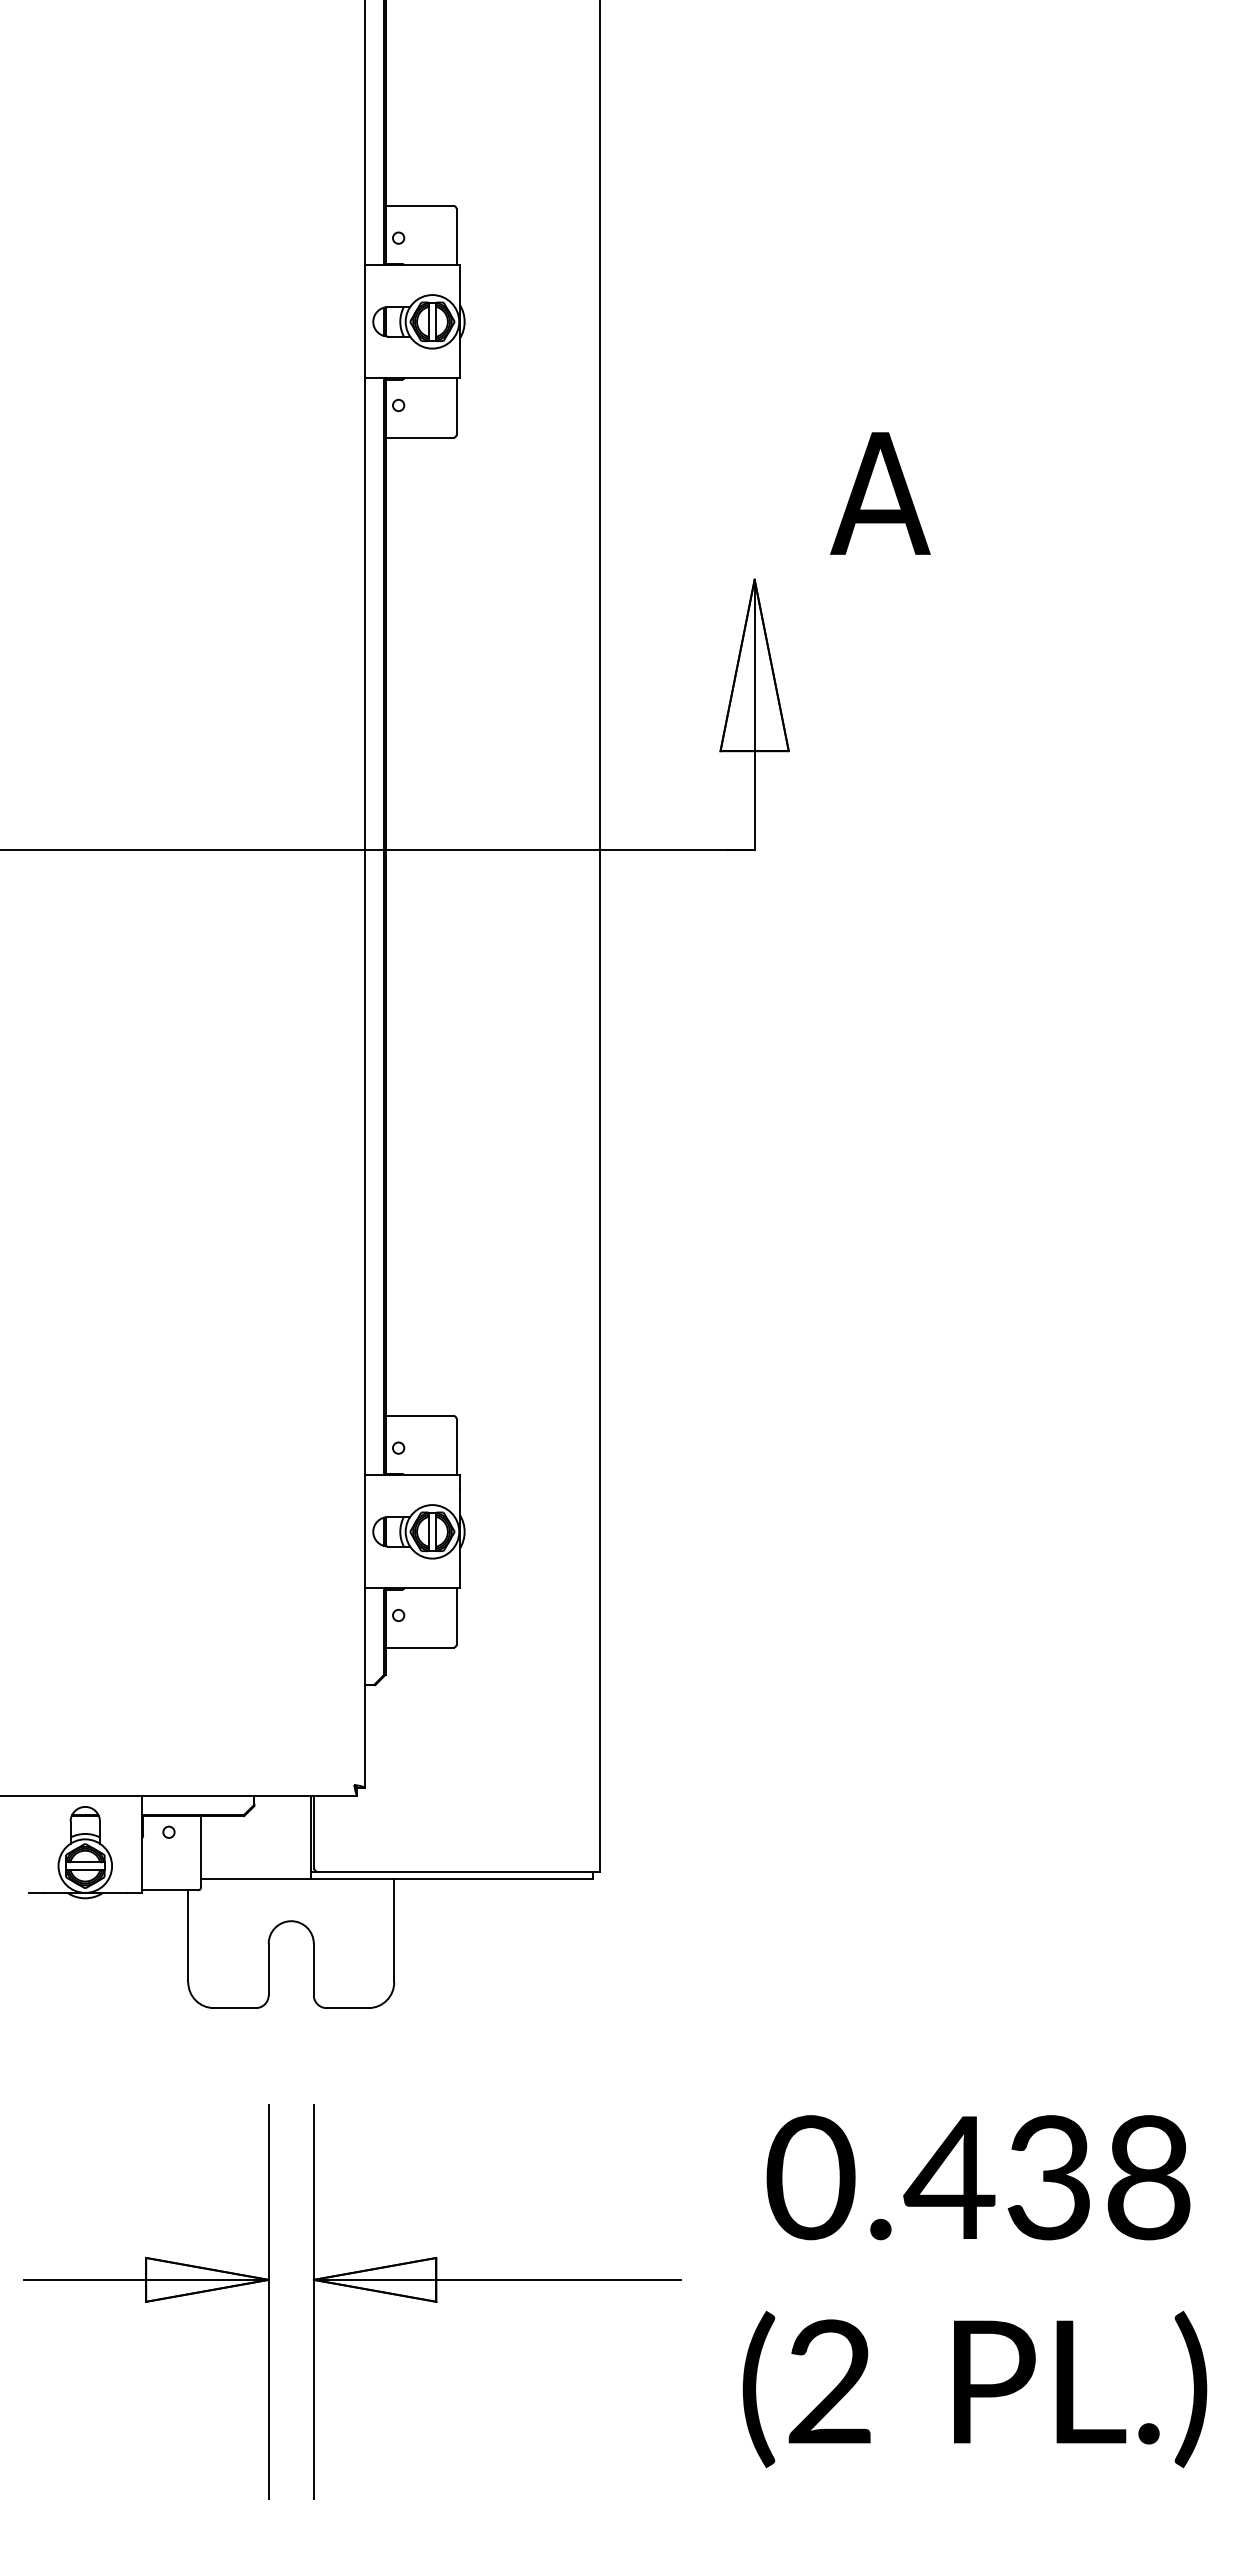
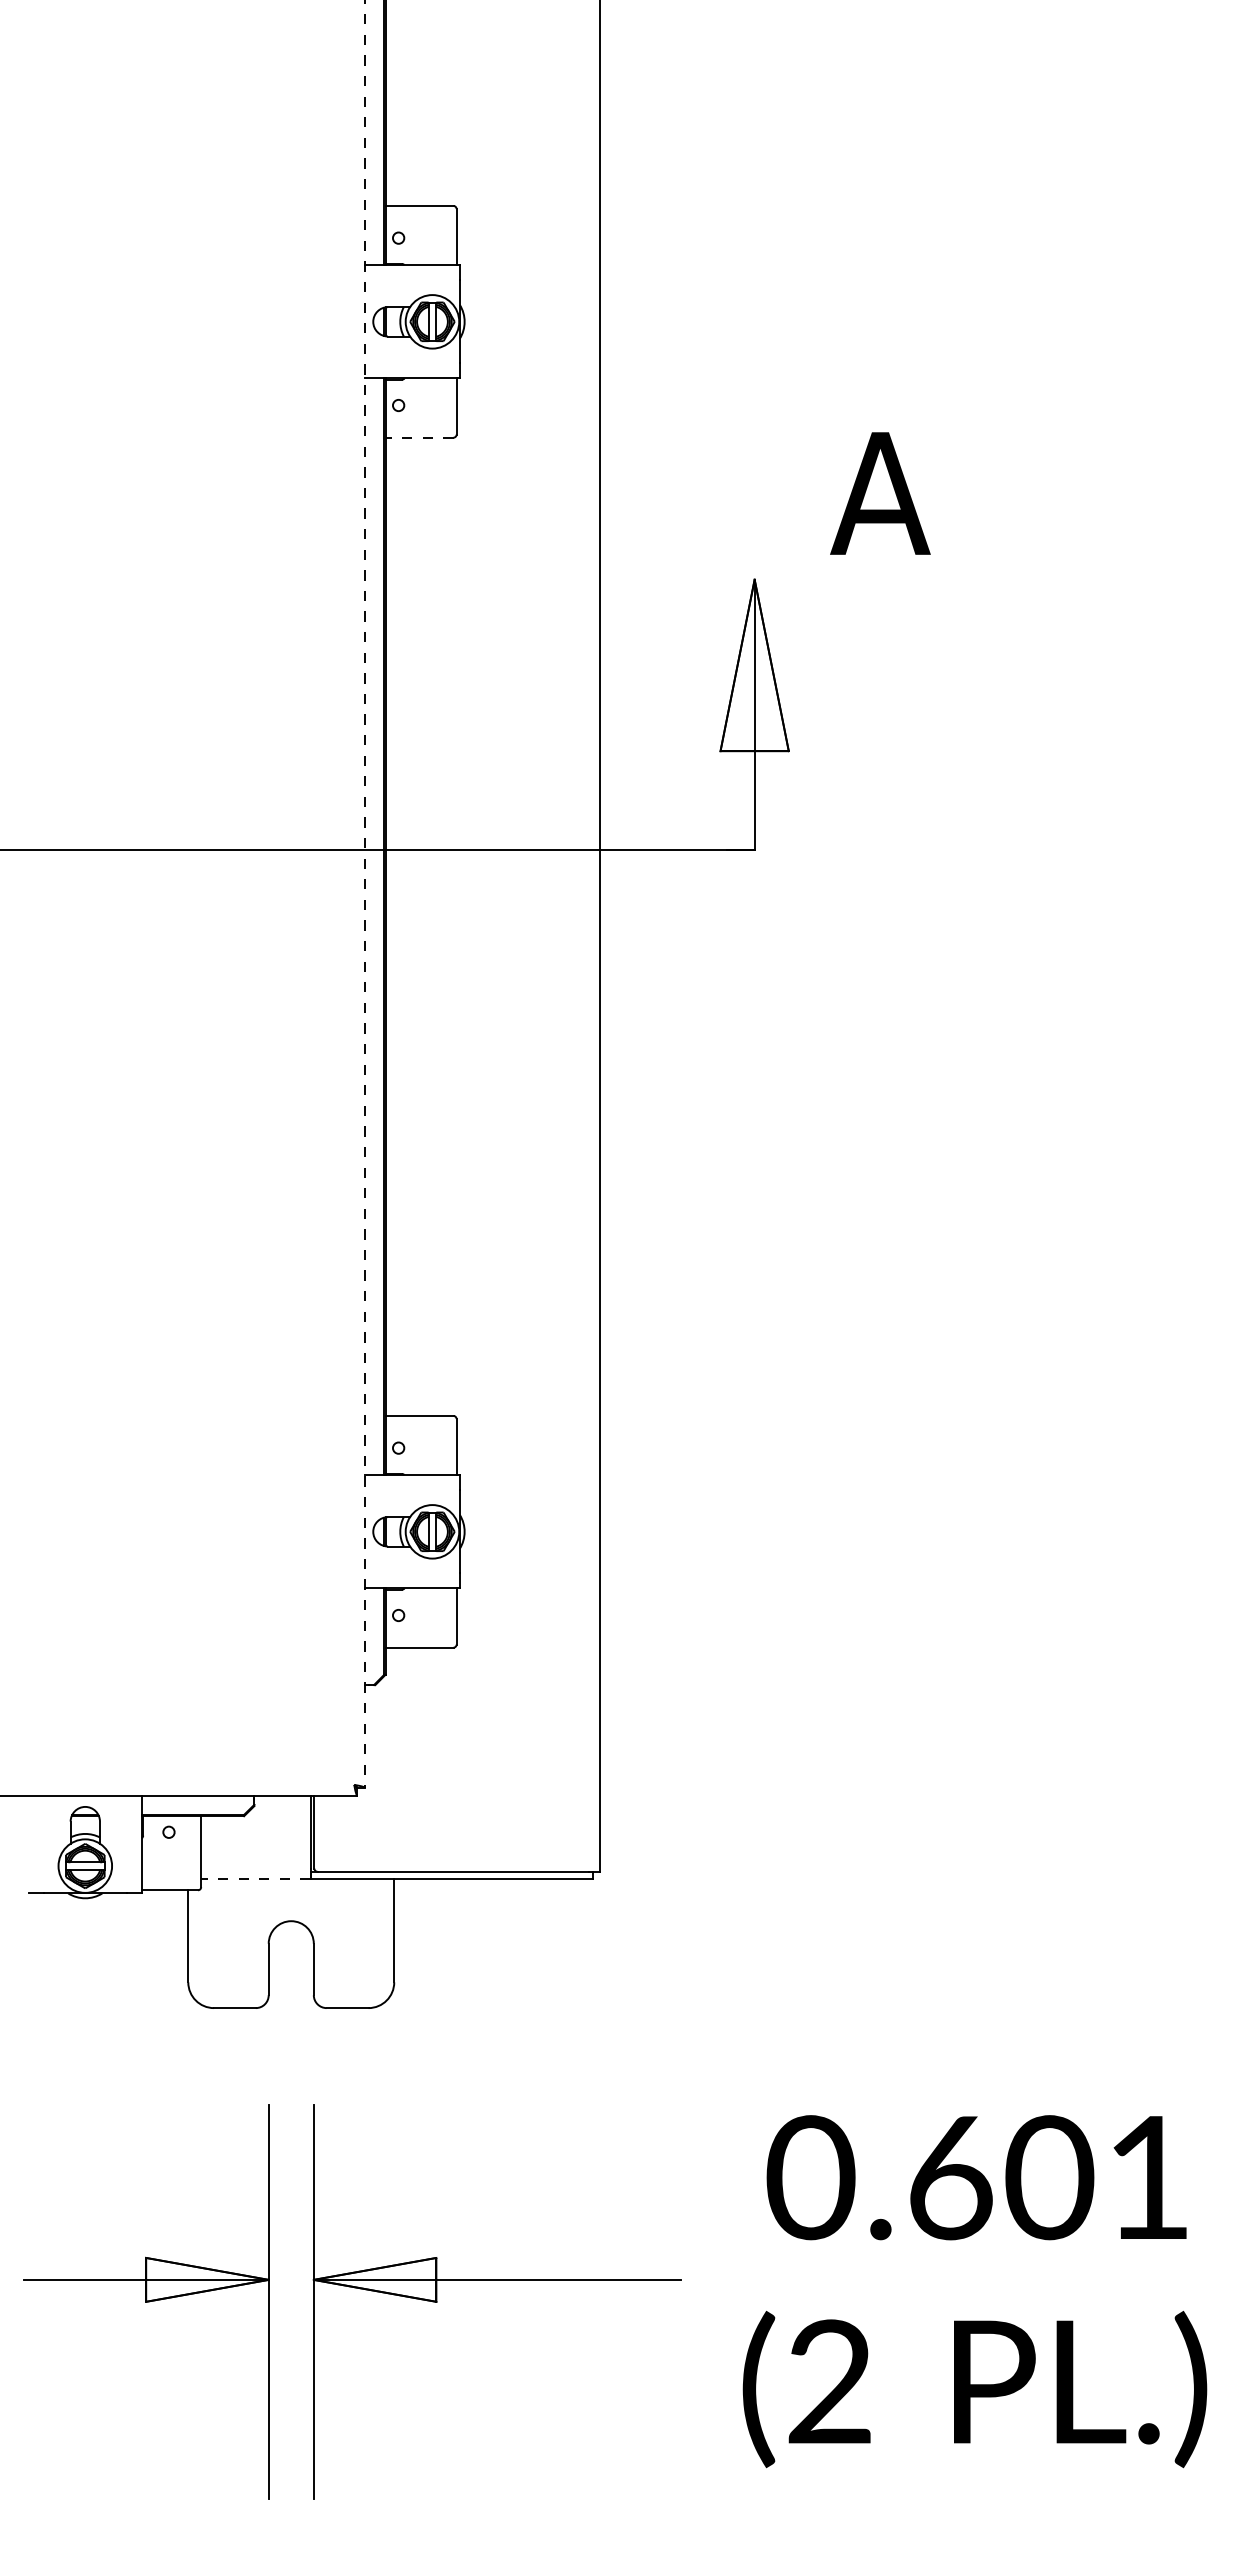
line: solid -> dashed (419, 437)
line: solid -> dashed (365, 894)
line: solid -> dashed (255, 1879)
text: 0.438 -> 0.601 (1046, 2177)
